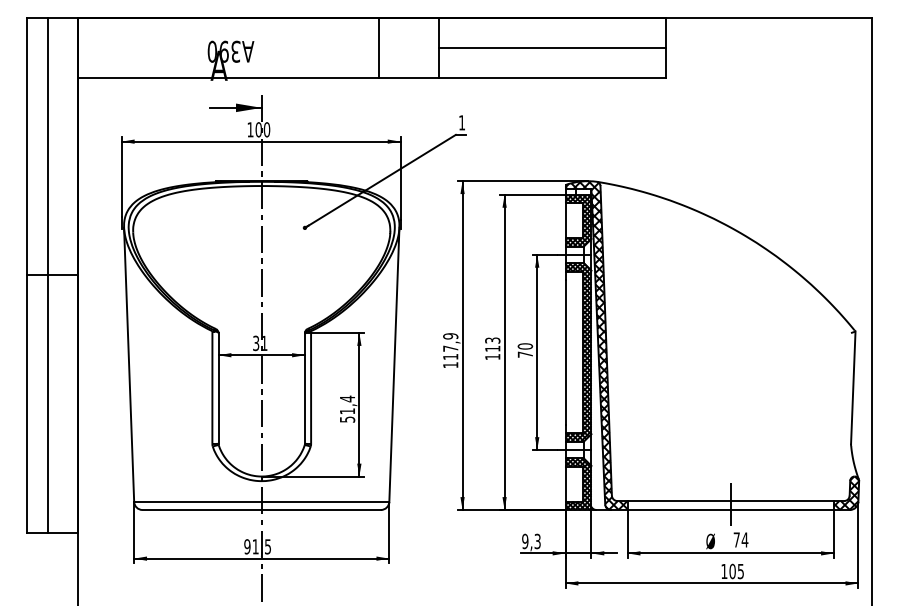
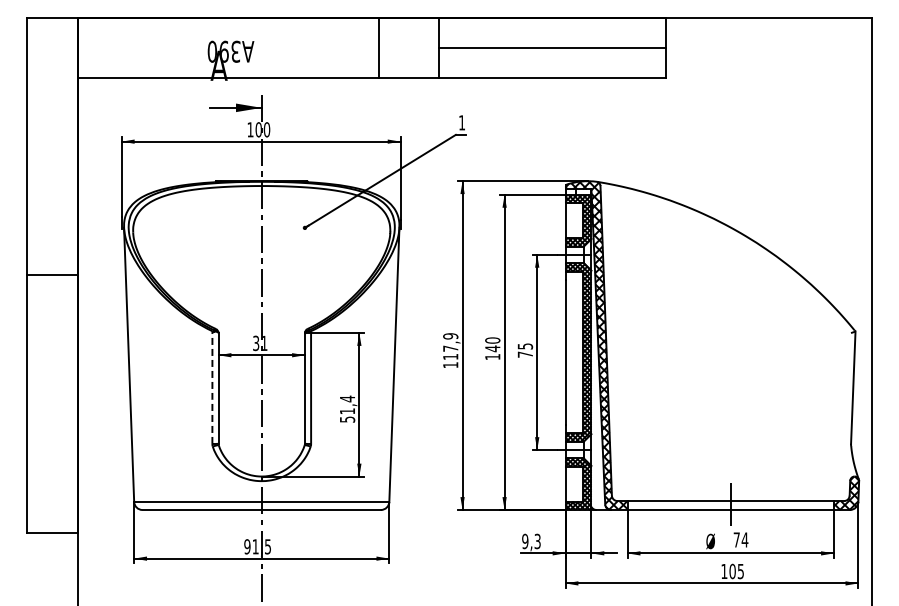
line: present -> none (48, 275)
text: 113 -> 140 (492, 344)
text: 70 -> 75 (525, 346)
line: solid -> dashed (212, 388)
